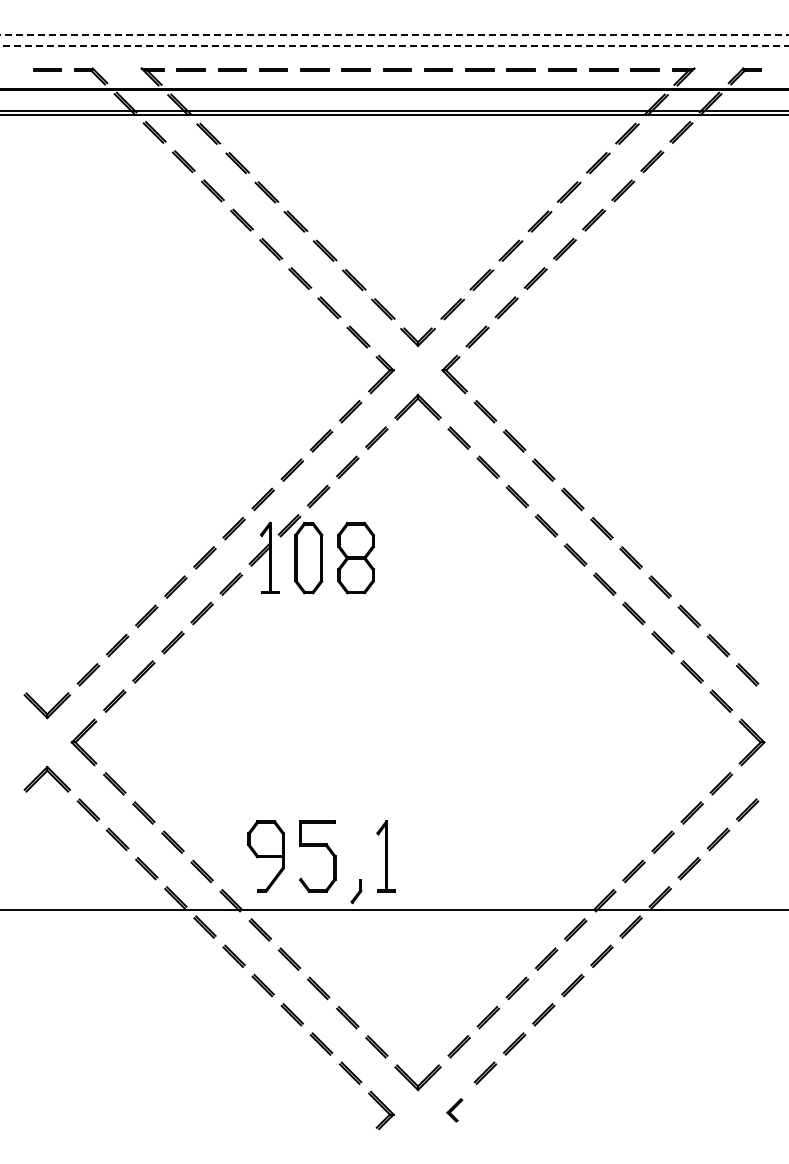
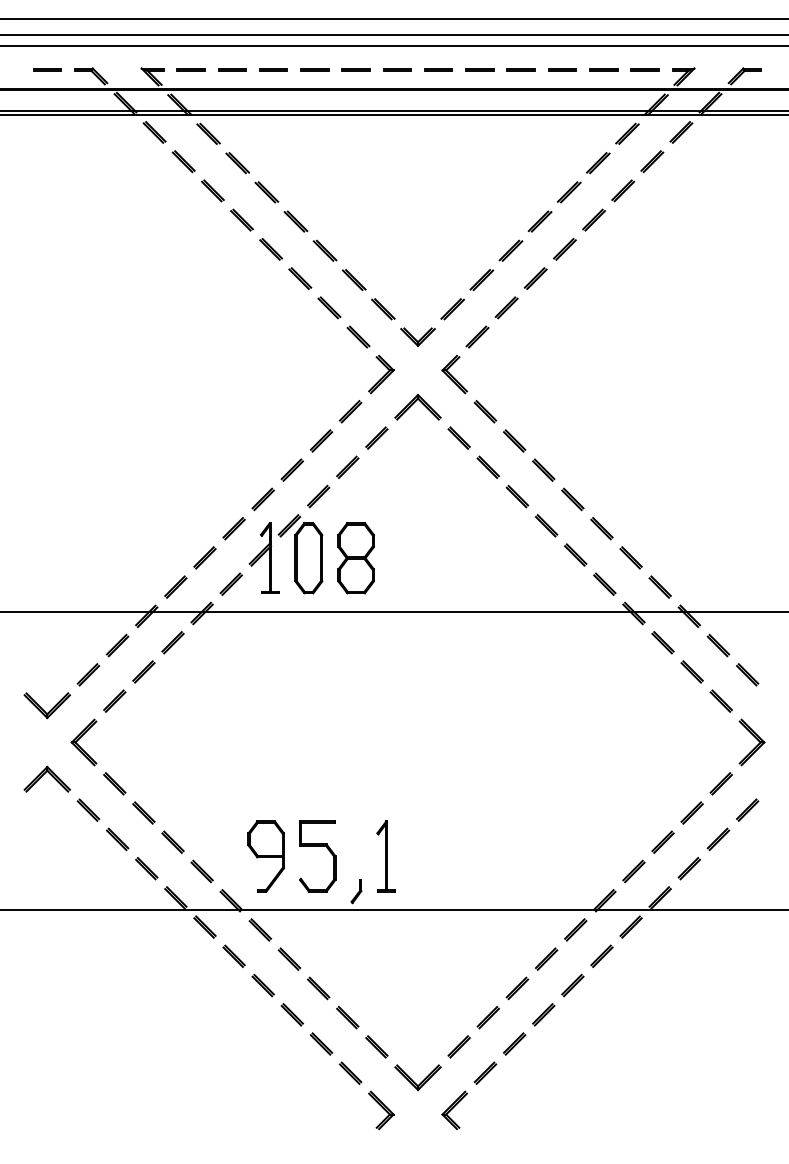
line: none -> present (393, 18)
line: dashed -> solid (394, 34)
line: dashed -> solid (393, 46)
line: none -> present (393, 611)
part size: 18x25 px -> 28x40 px (454, 1109)
